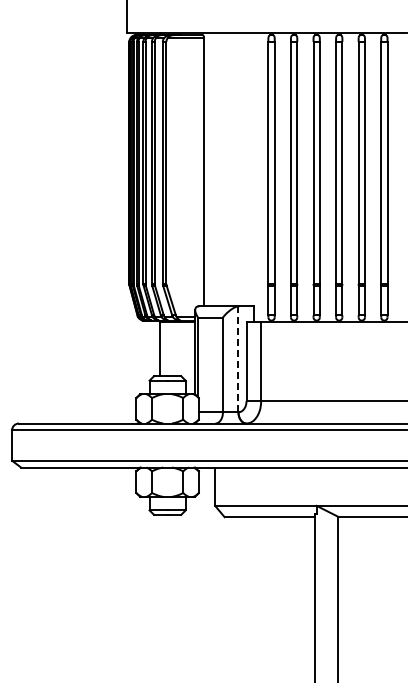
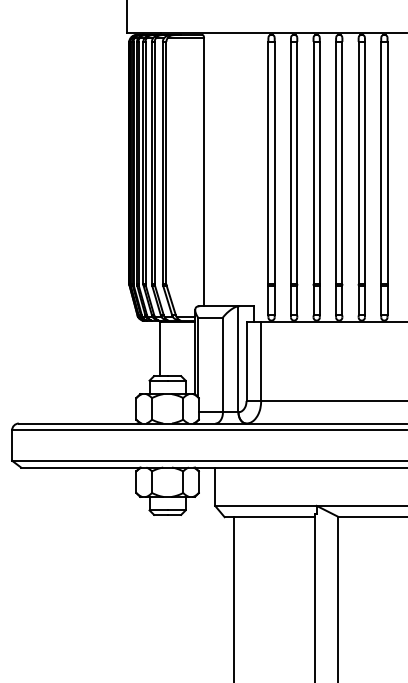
line: dashed -> solid (238, 359)
line: none -> present (233, 598)
